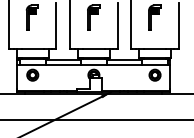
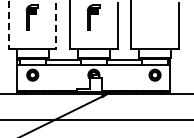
part: present -> none (154, 17)
line: solid -> dashed (9, 25)
line: solid -> dashed (56, 26)
